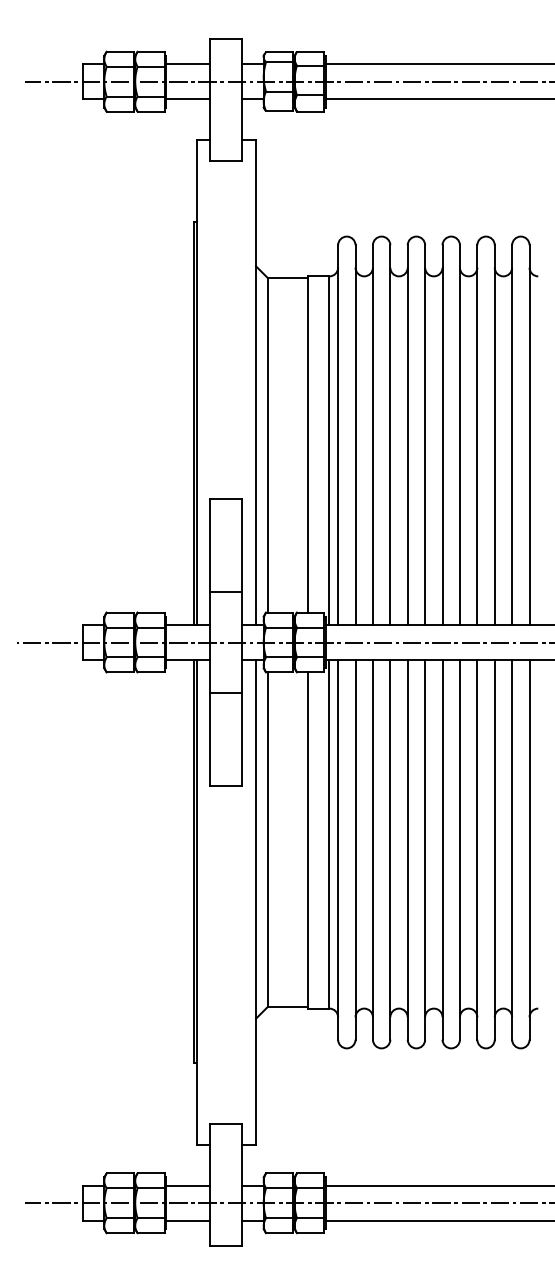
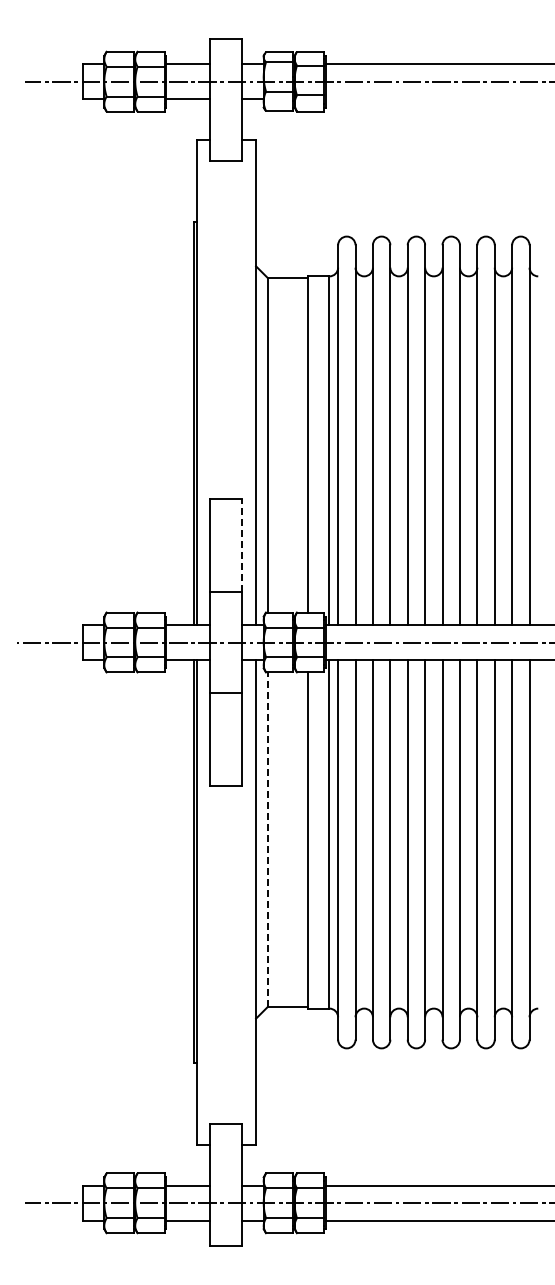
line: present -> none (438, 98)
line: solid -> dashed (242, 545)
line: solid -> dashed (267, 839)
